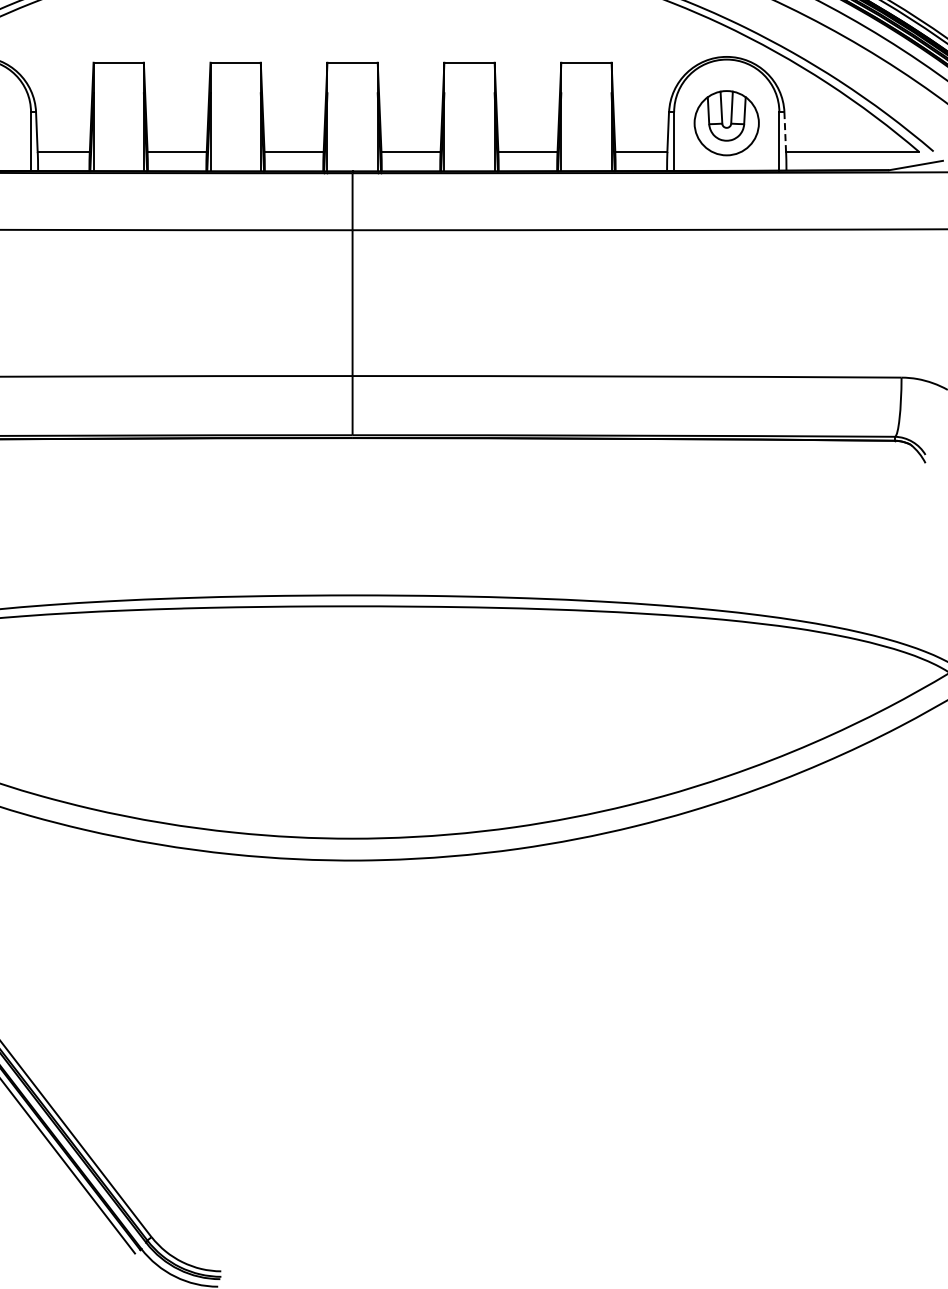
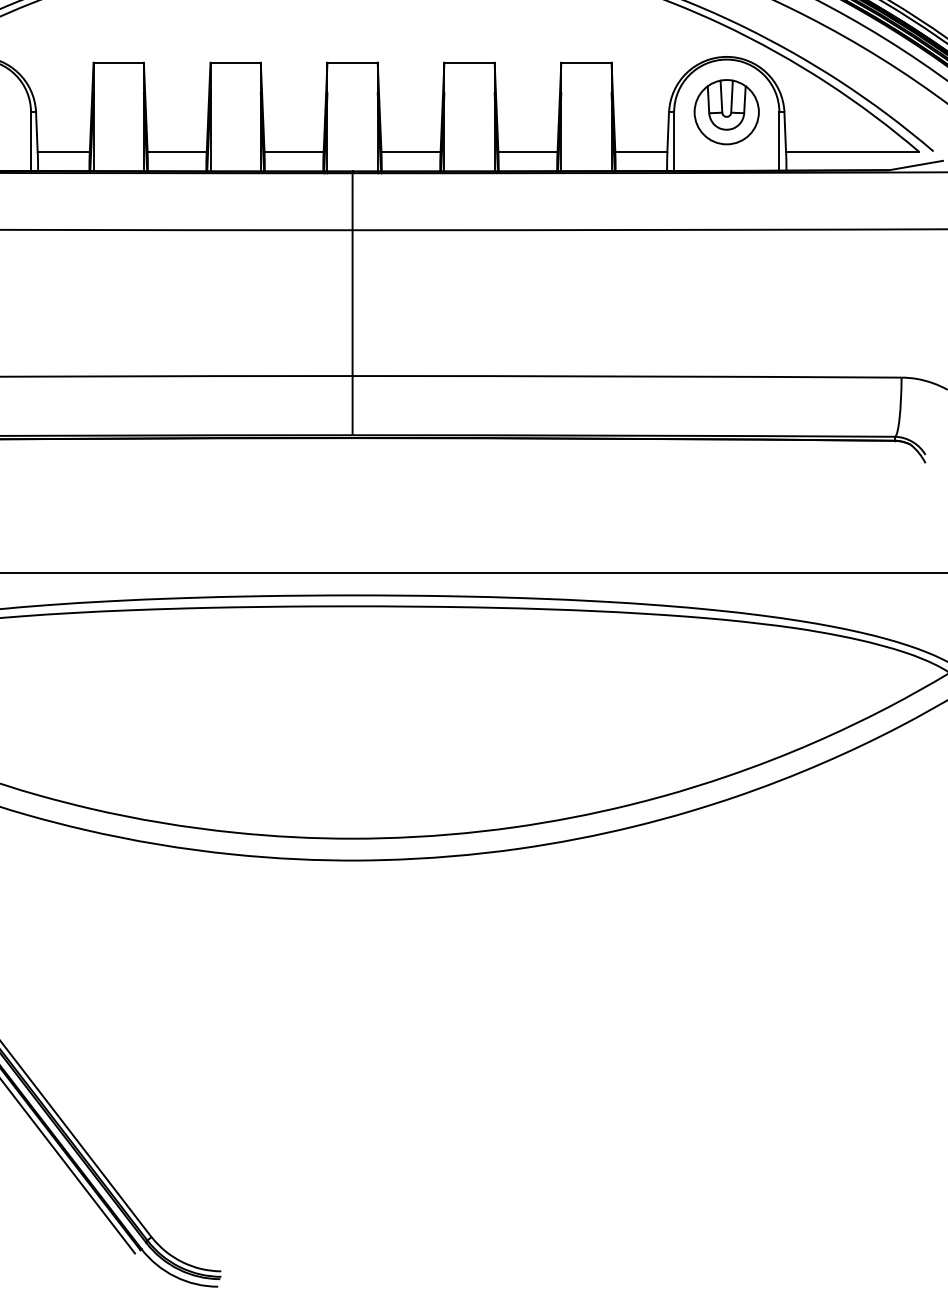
part position: (726, 123) -> (726, 112) (726, 112)
line: dashed -> solid (785, 132)
line: none -> present (473, 573)
